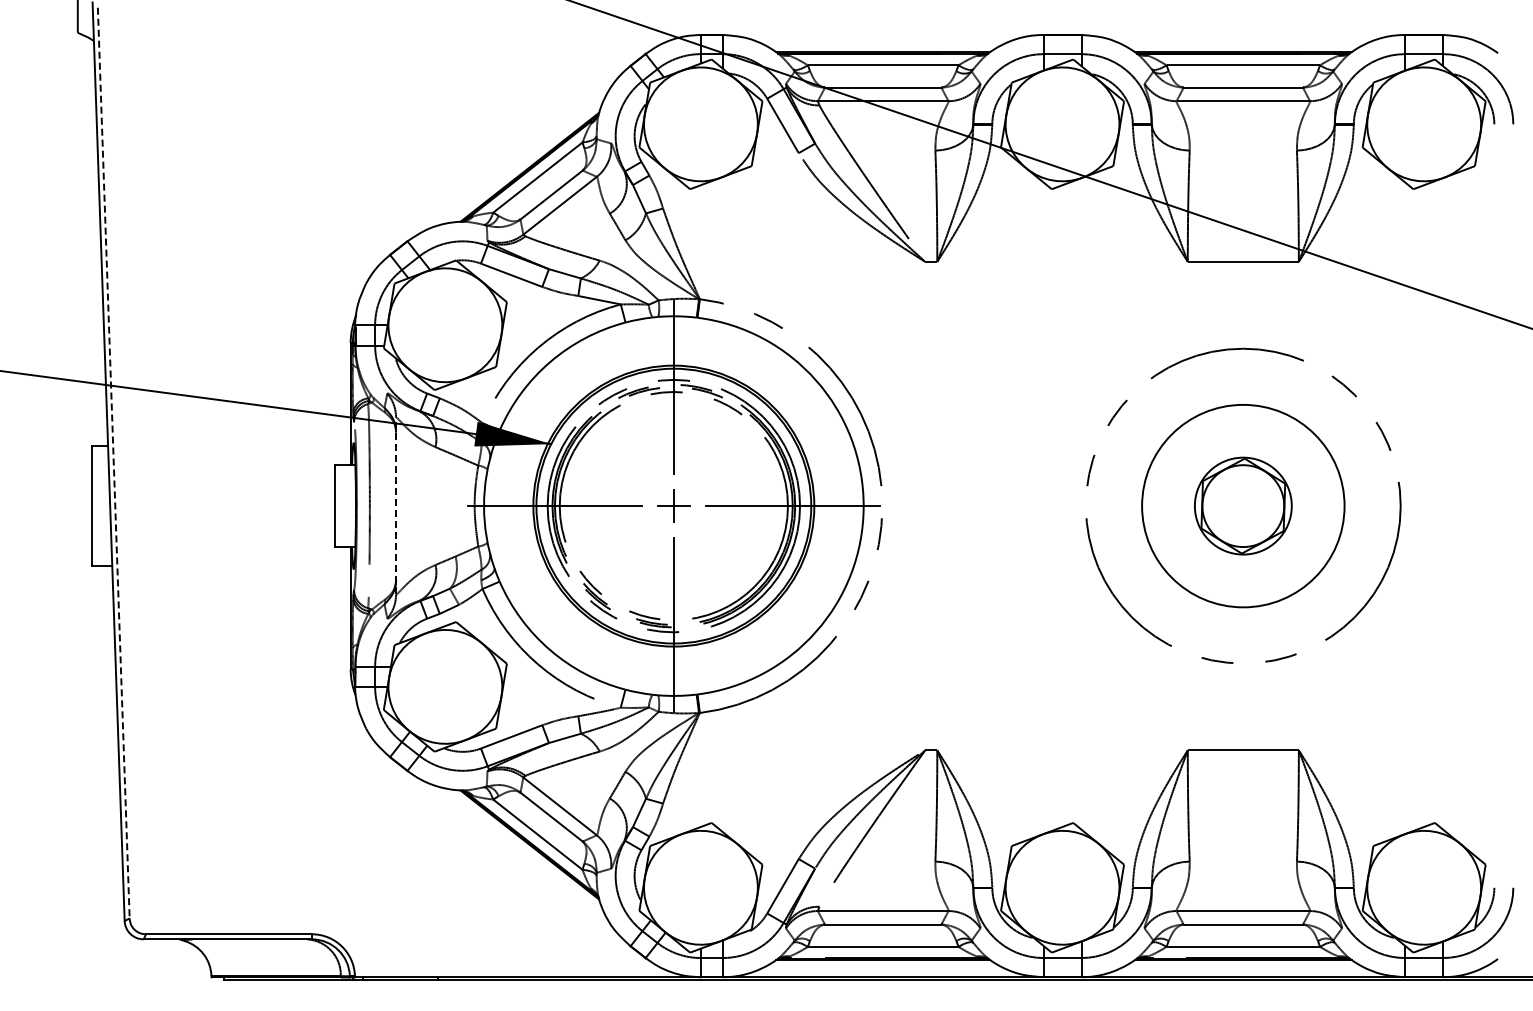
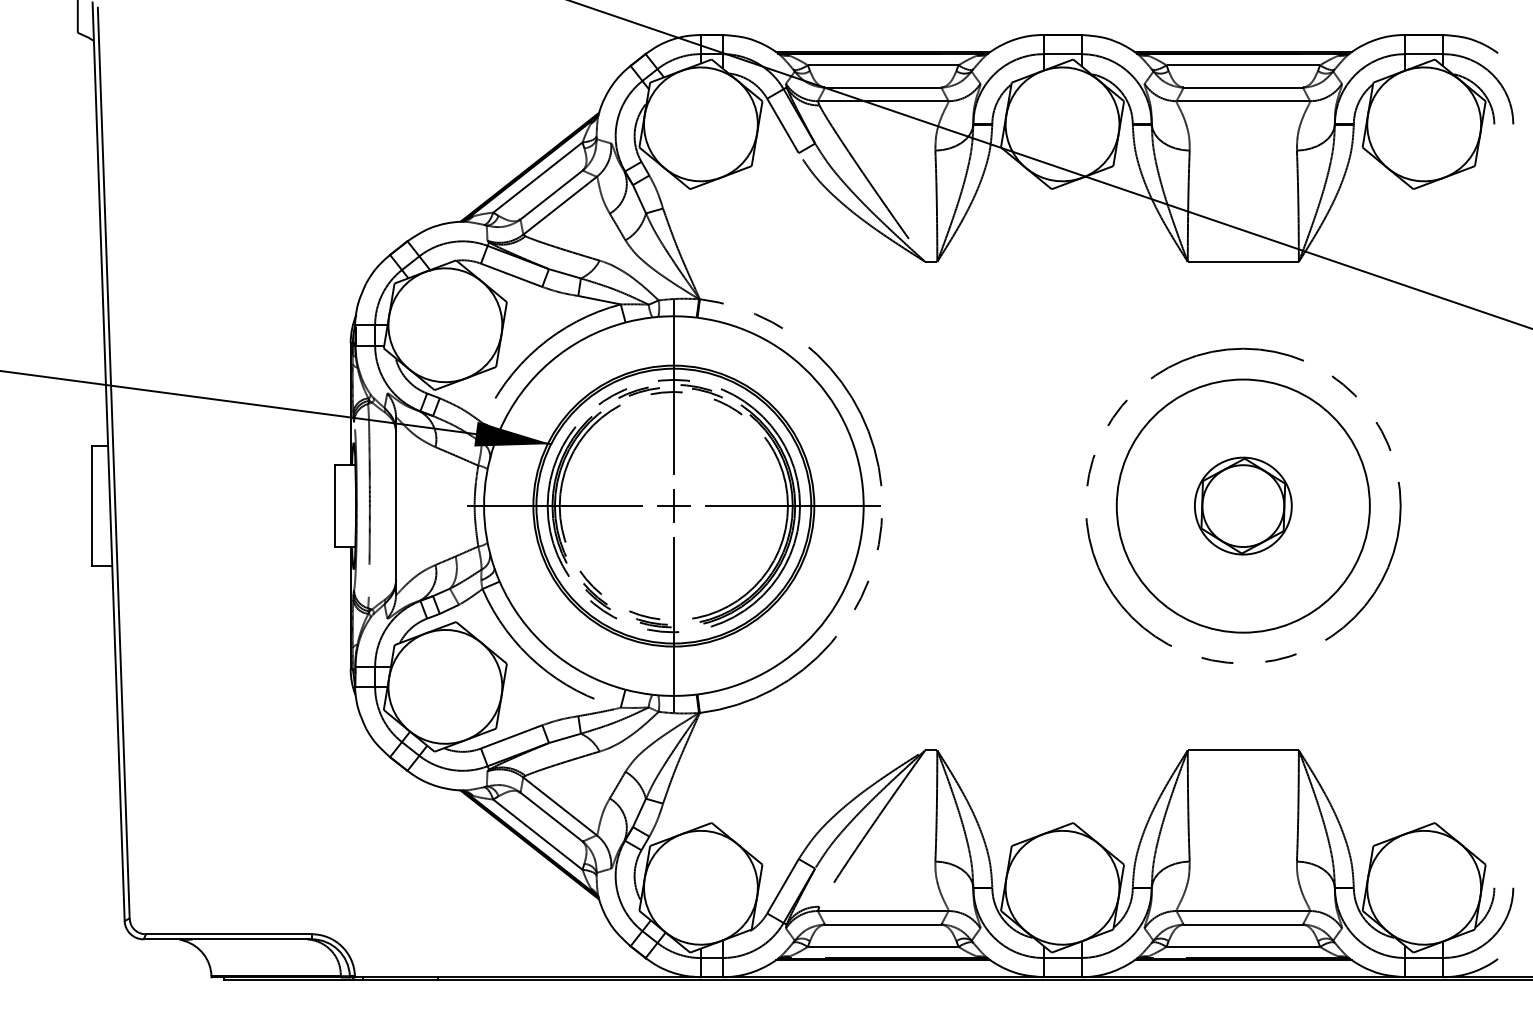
line: dashed -> solid (113, 463)
line: dashed -> solid (396, 505)
circle diameter: 202 px -> 253 px (1242, 505)
